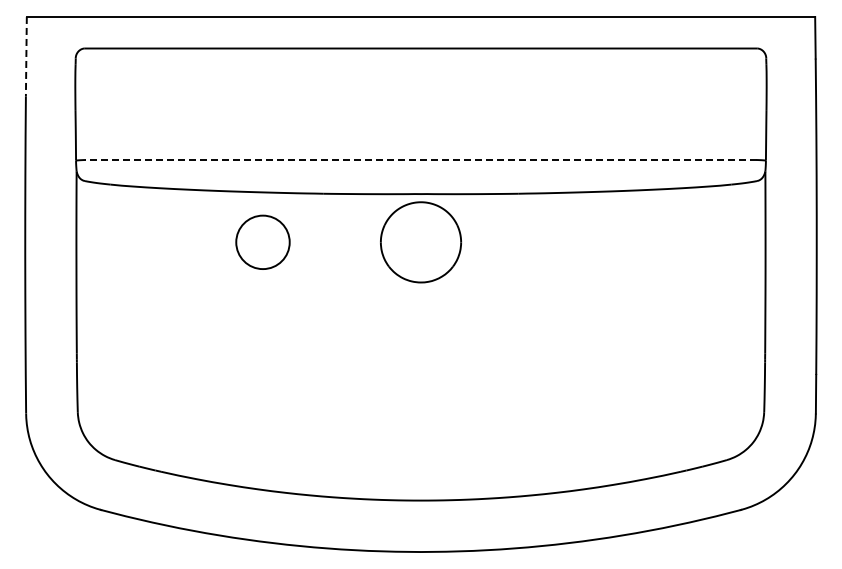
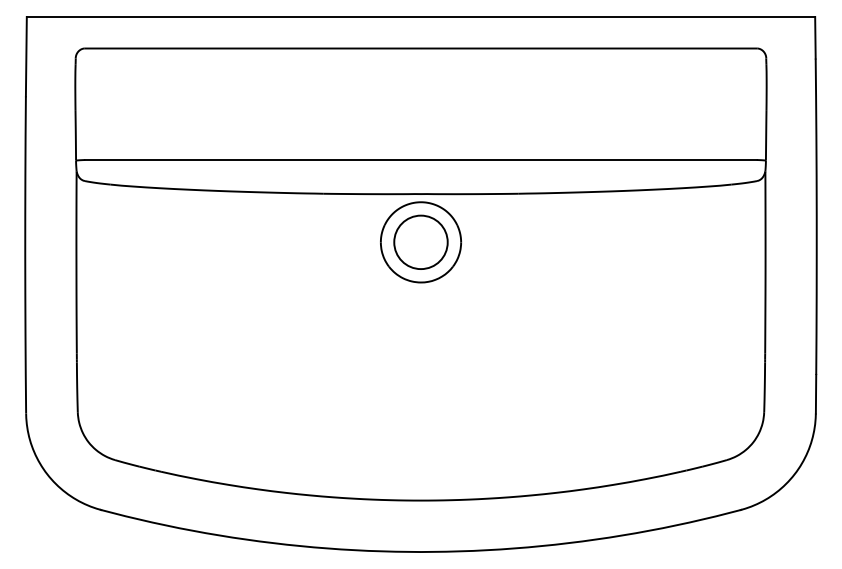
line: dashed -> solid (26, 56)
line: dashed -> solid (421, 160)
circle position: (262, 241) -> (420, 241) (420, 241)
